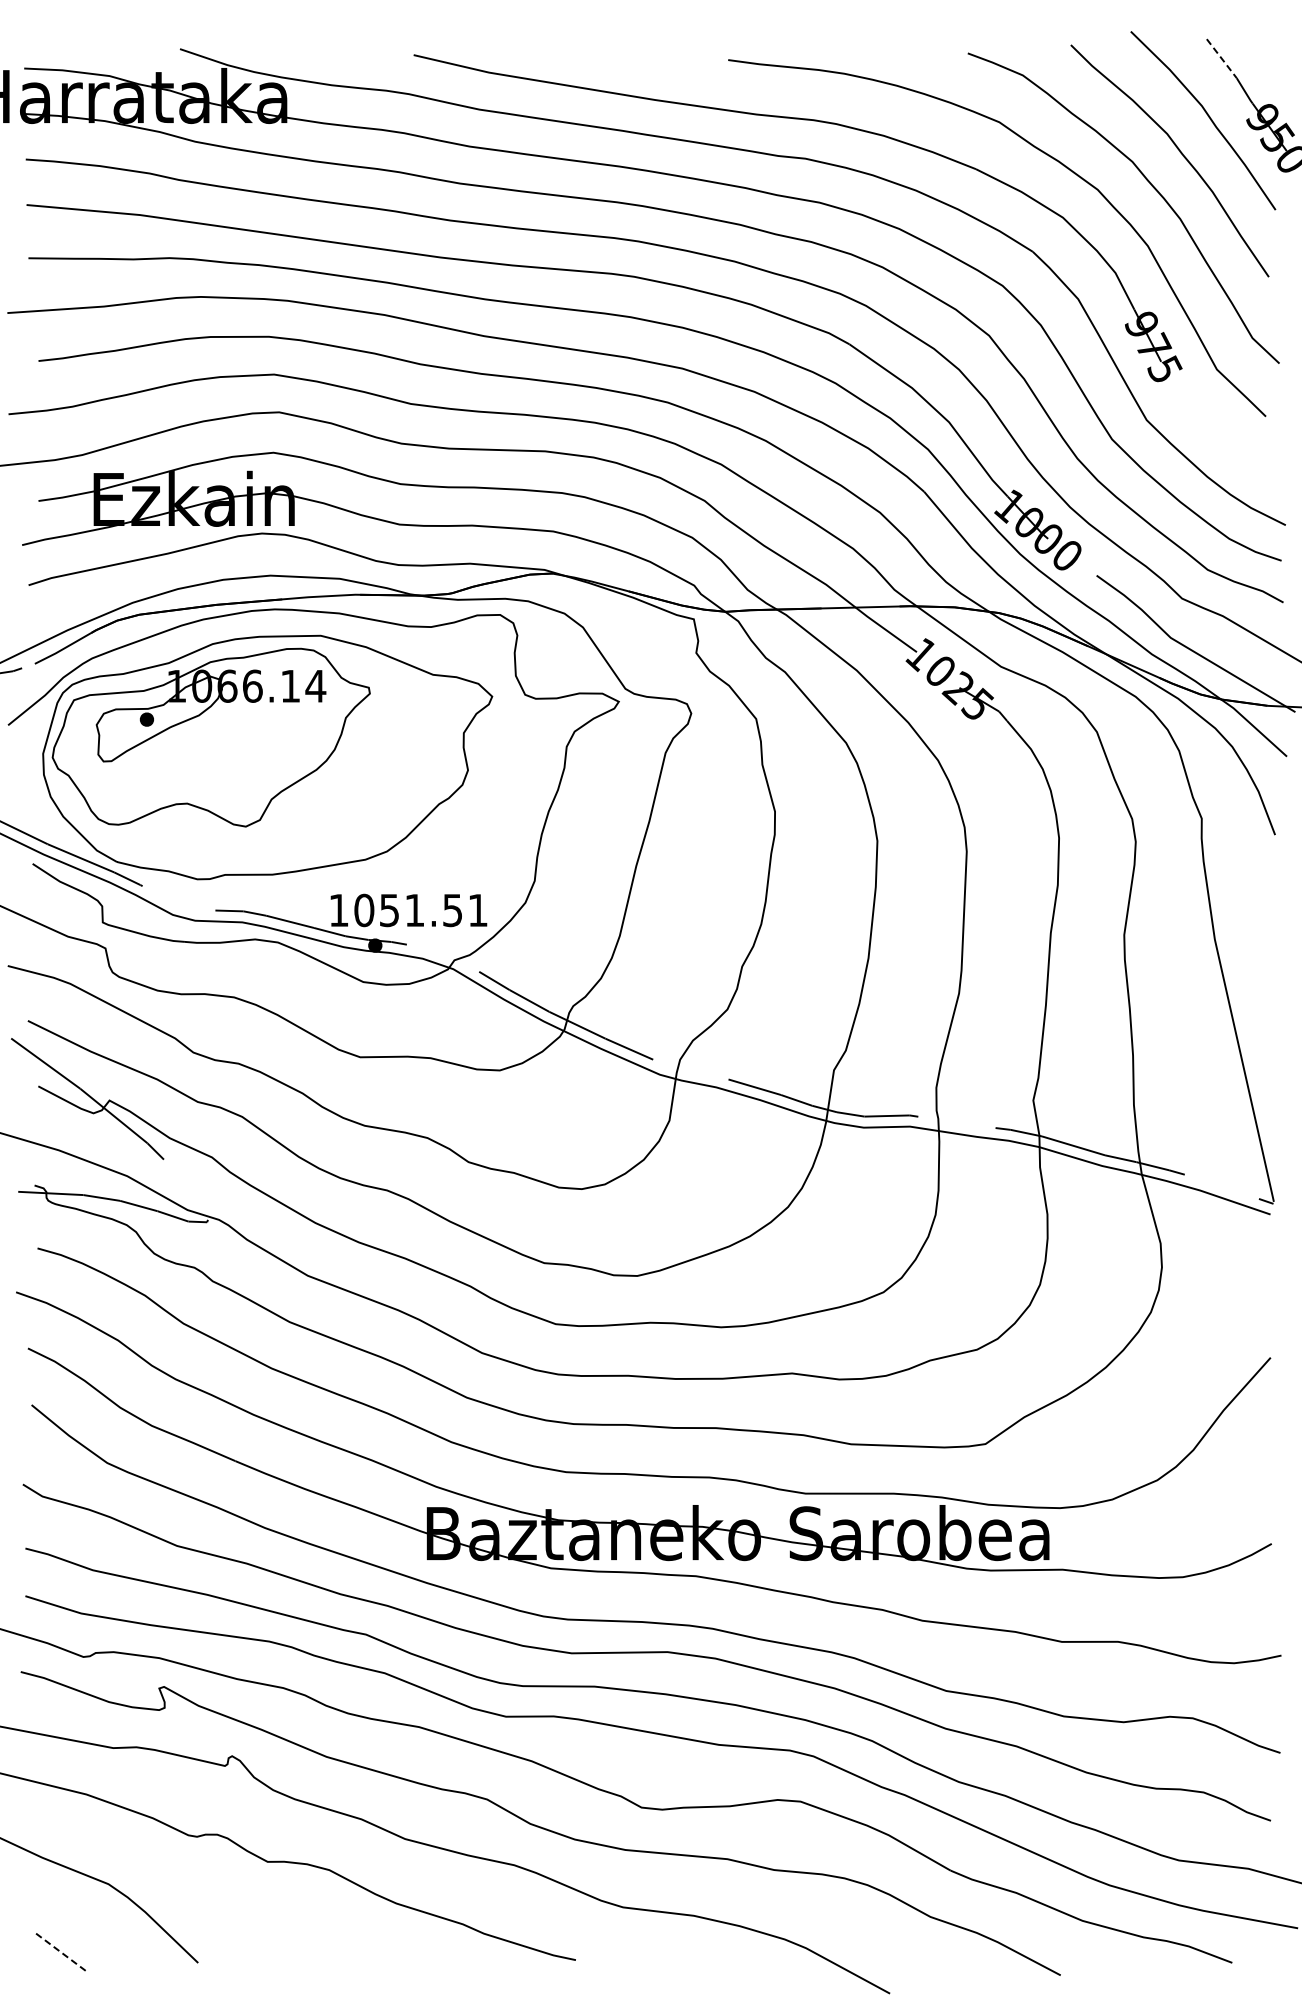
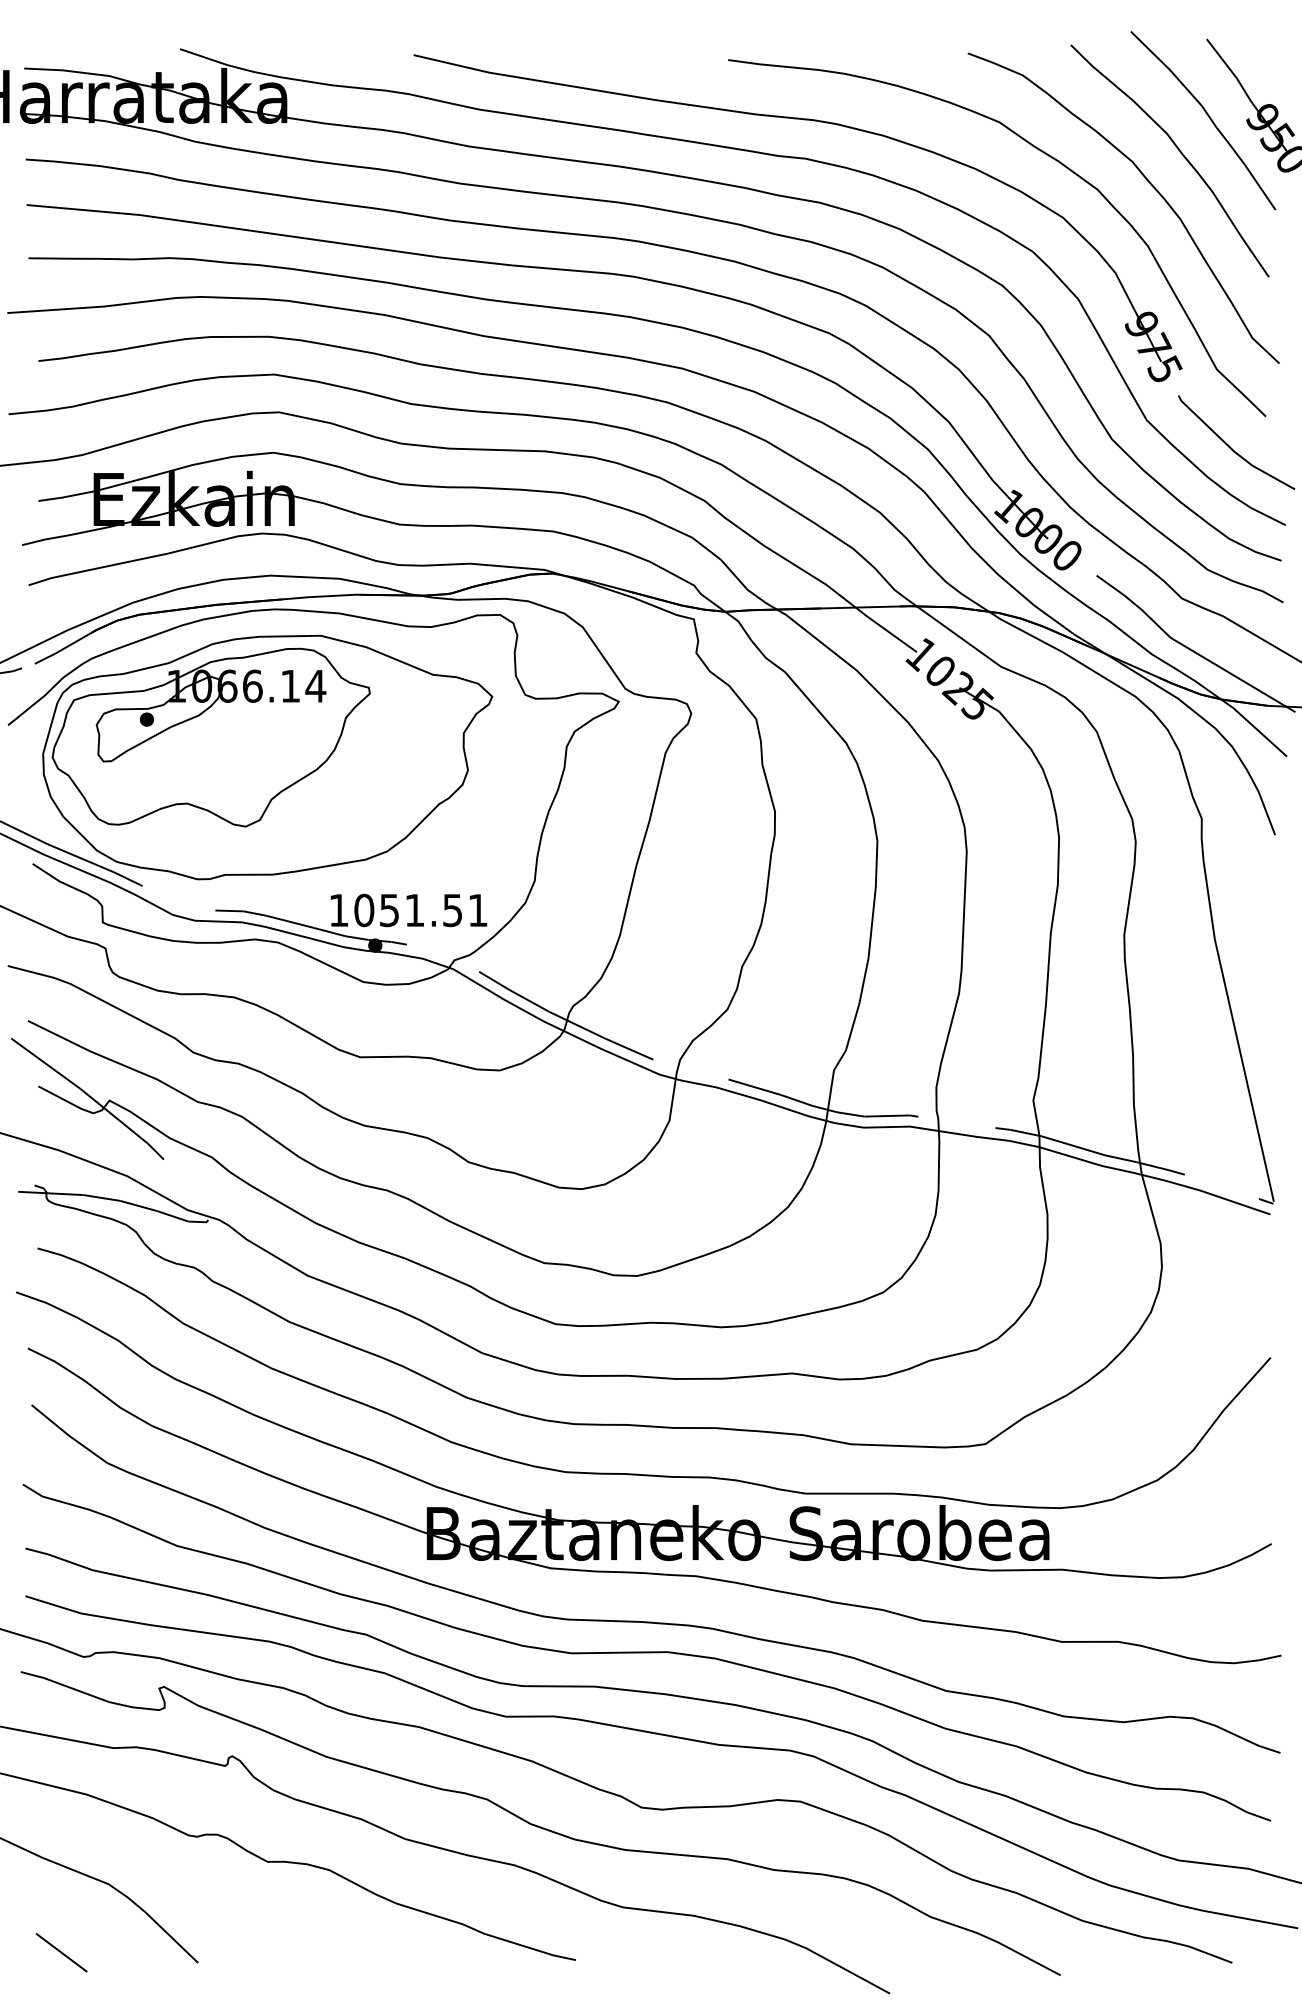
line: dashed -> solid (1221, 58)
line: none -> present (1231, 447)
line: dashed -> solid (61, 1952)
